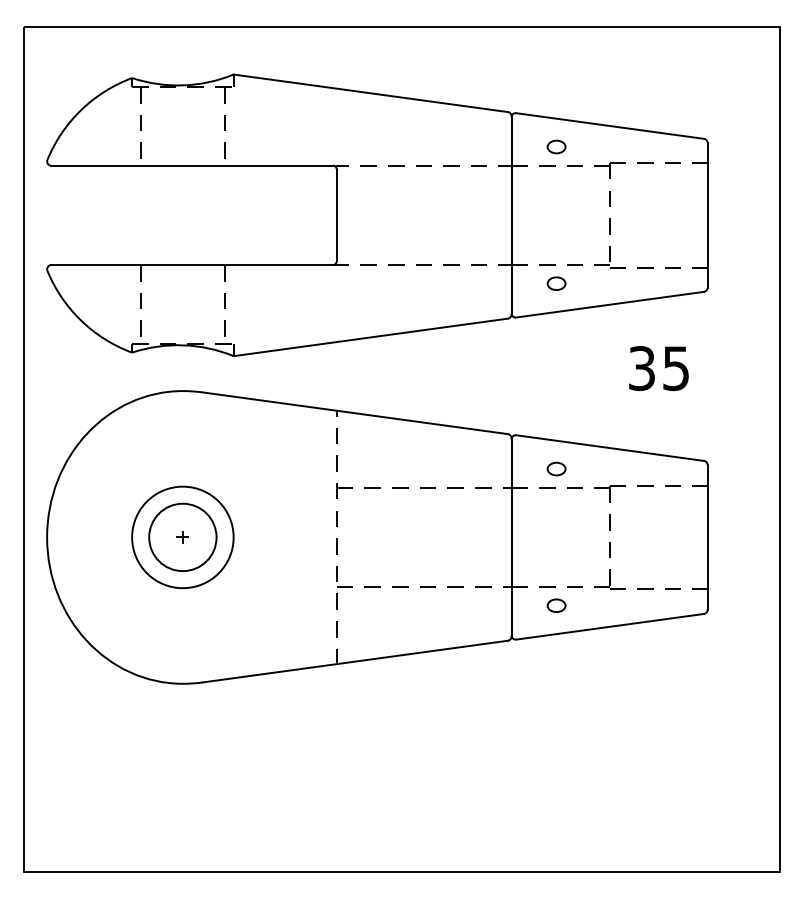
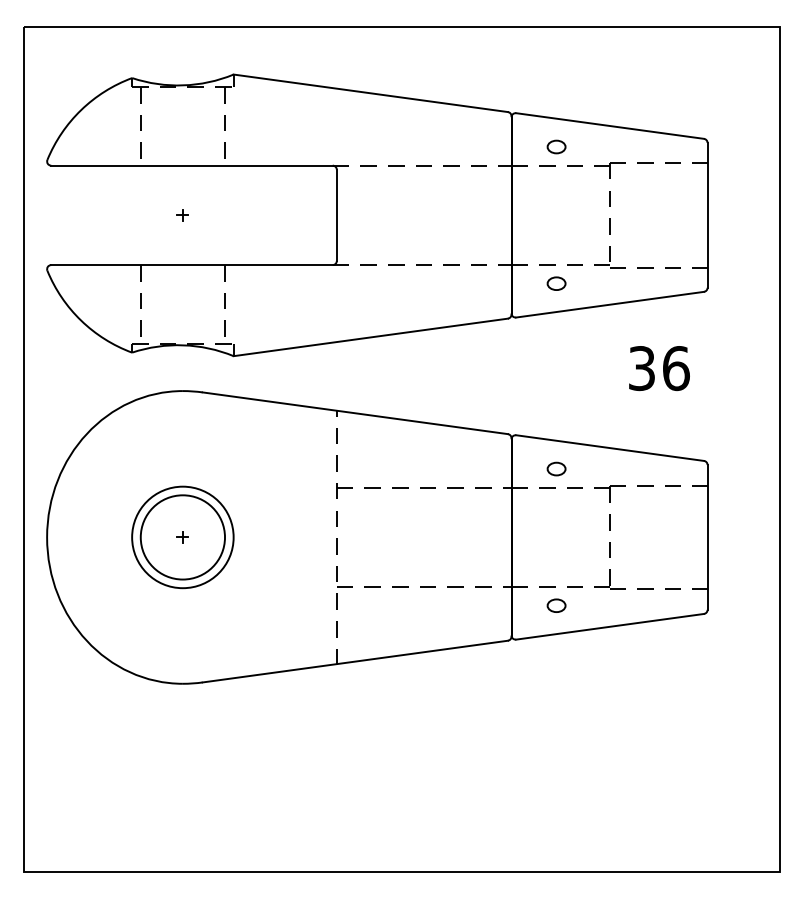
part: none -> present (182, 215)
text: 35 -> 36 (676, 368)
circle diameter: 67 px -> 84 px (182, 537)
